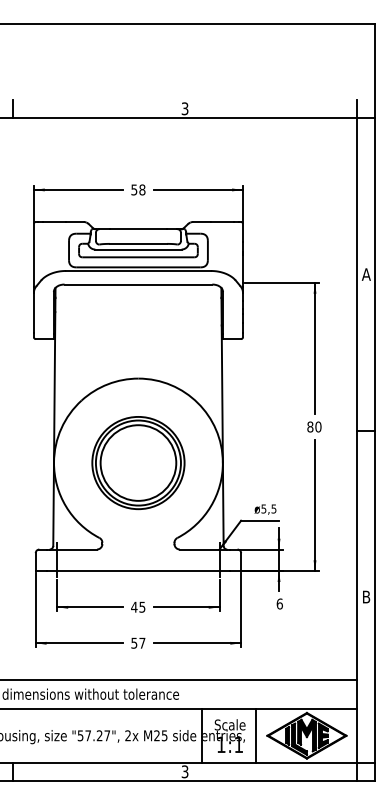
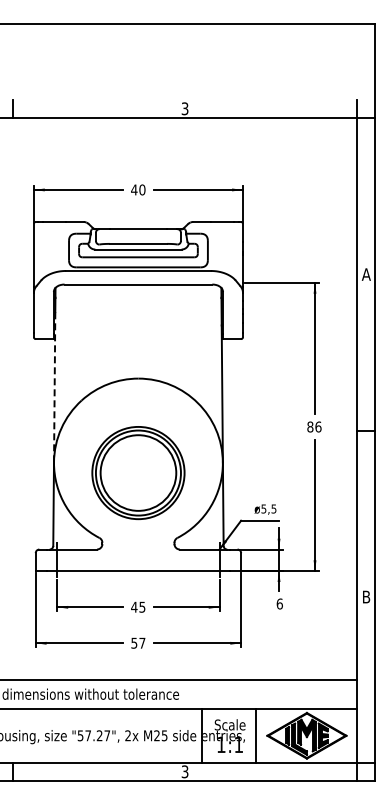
text: 58 -> 40 (138, 189)
line: solid -> dashed (54, 386)
text: 80 -> 86 (318, 426)
part position: (138, 463) -> (138, 473) (138, 473)
